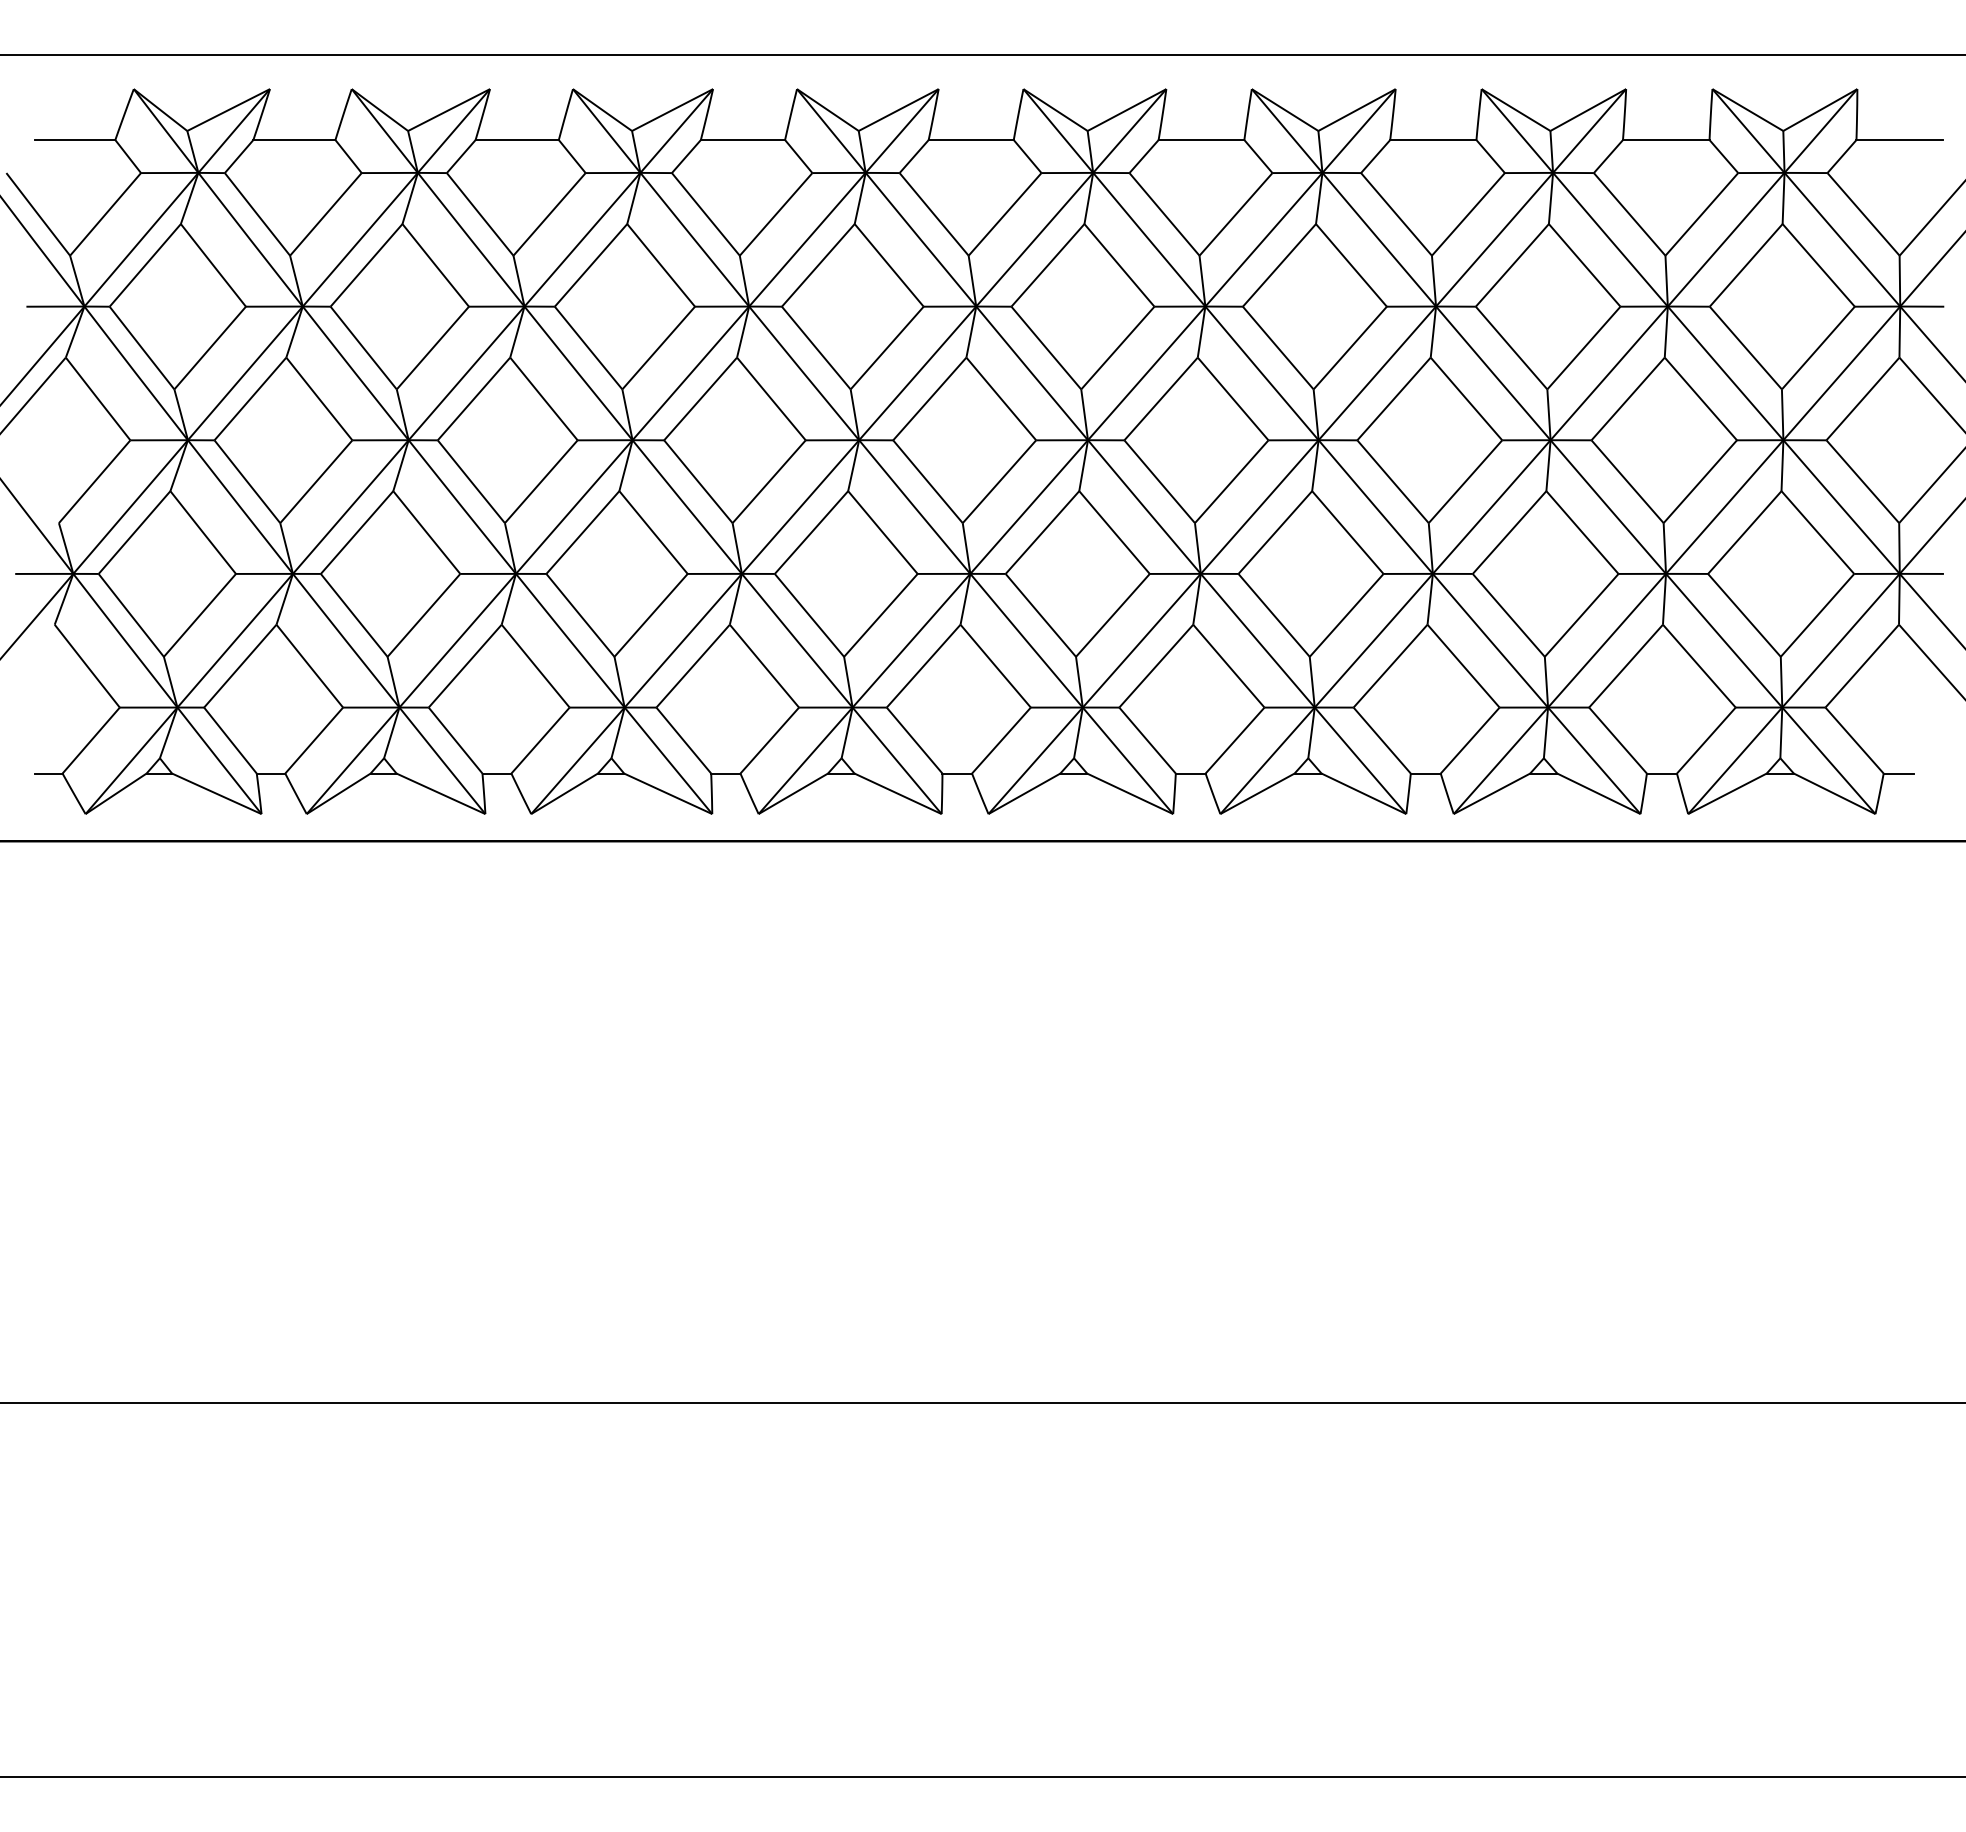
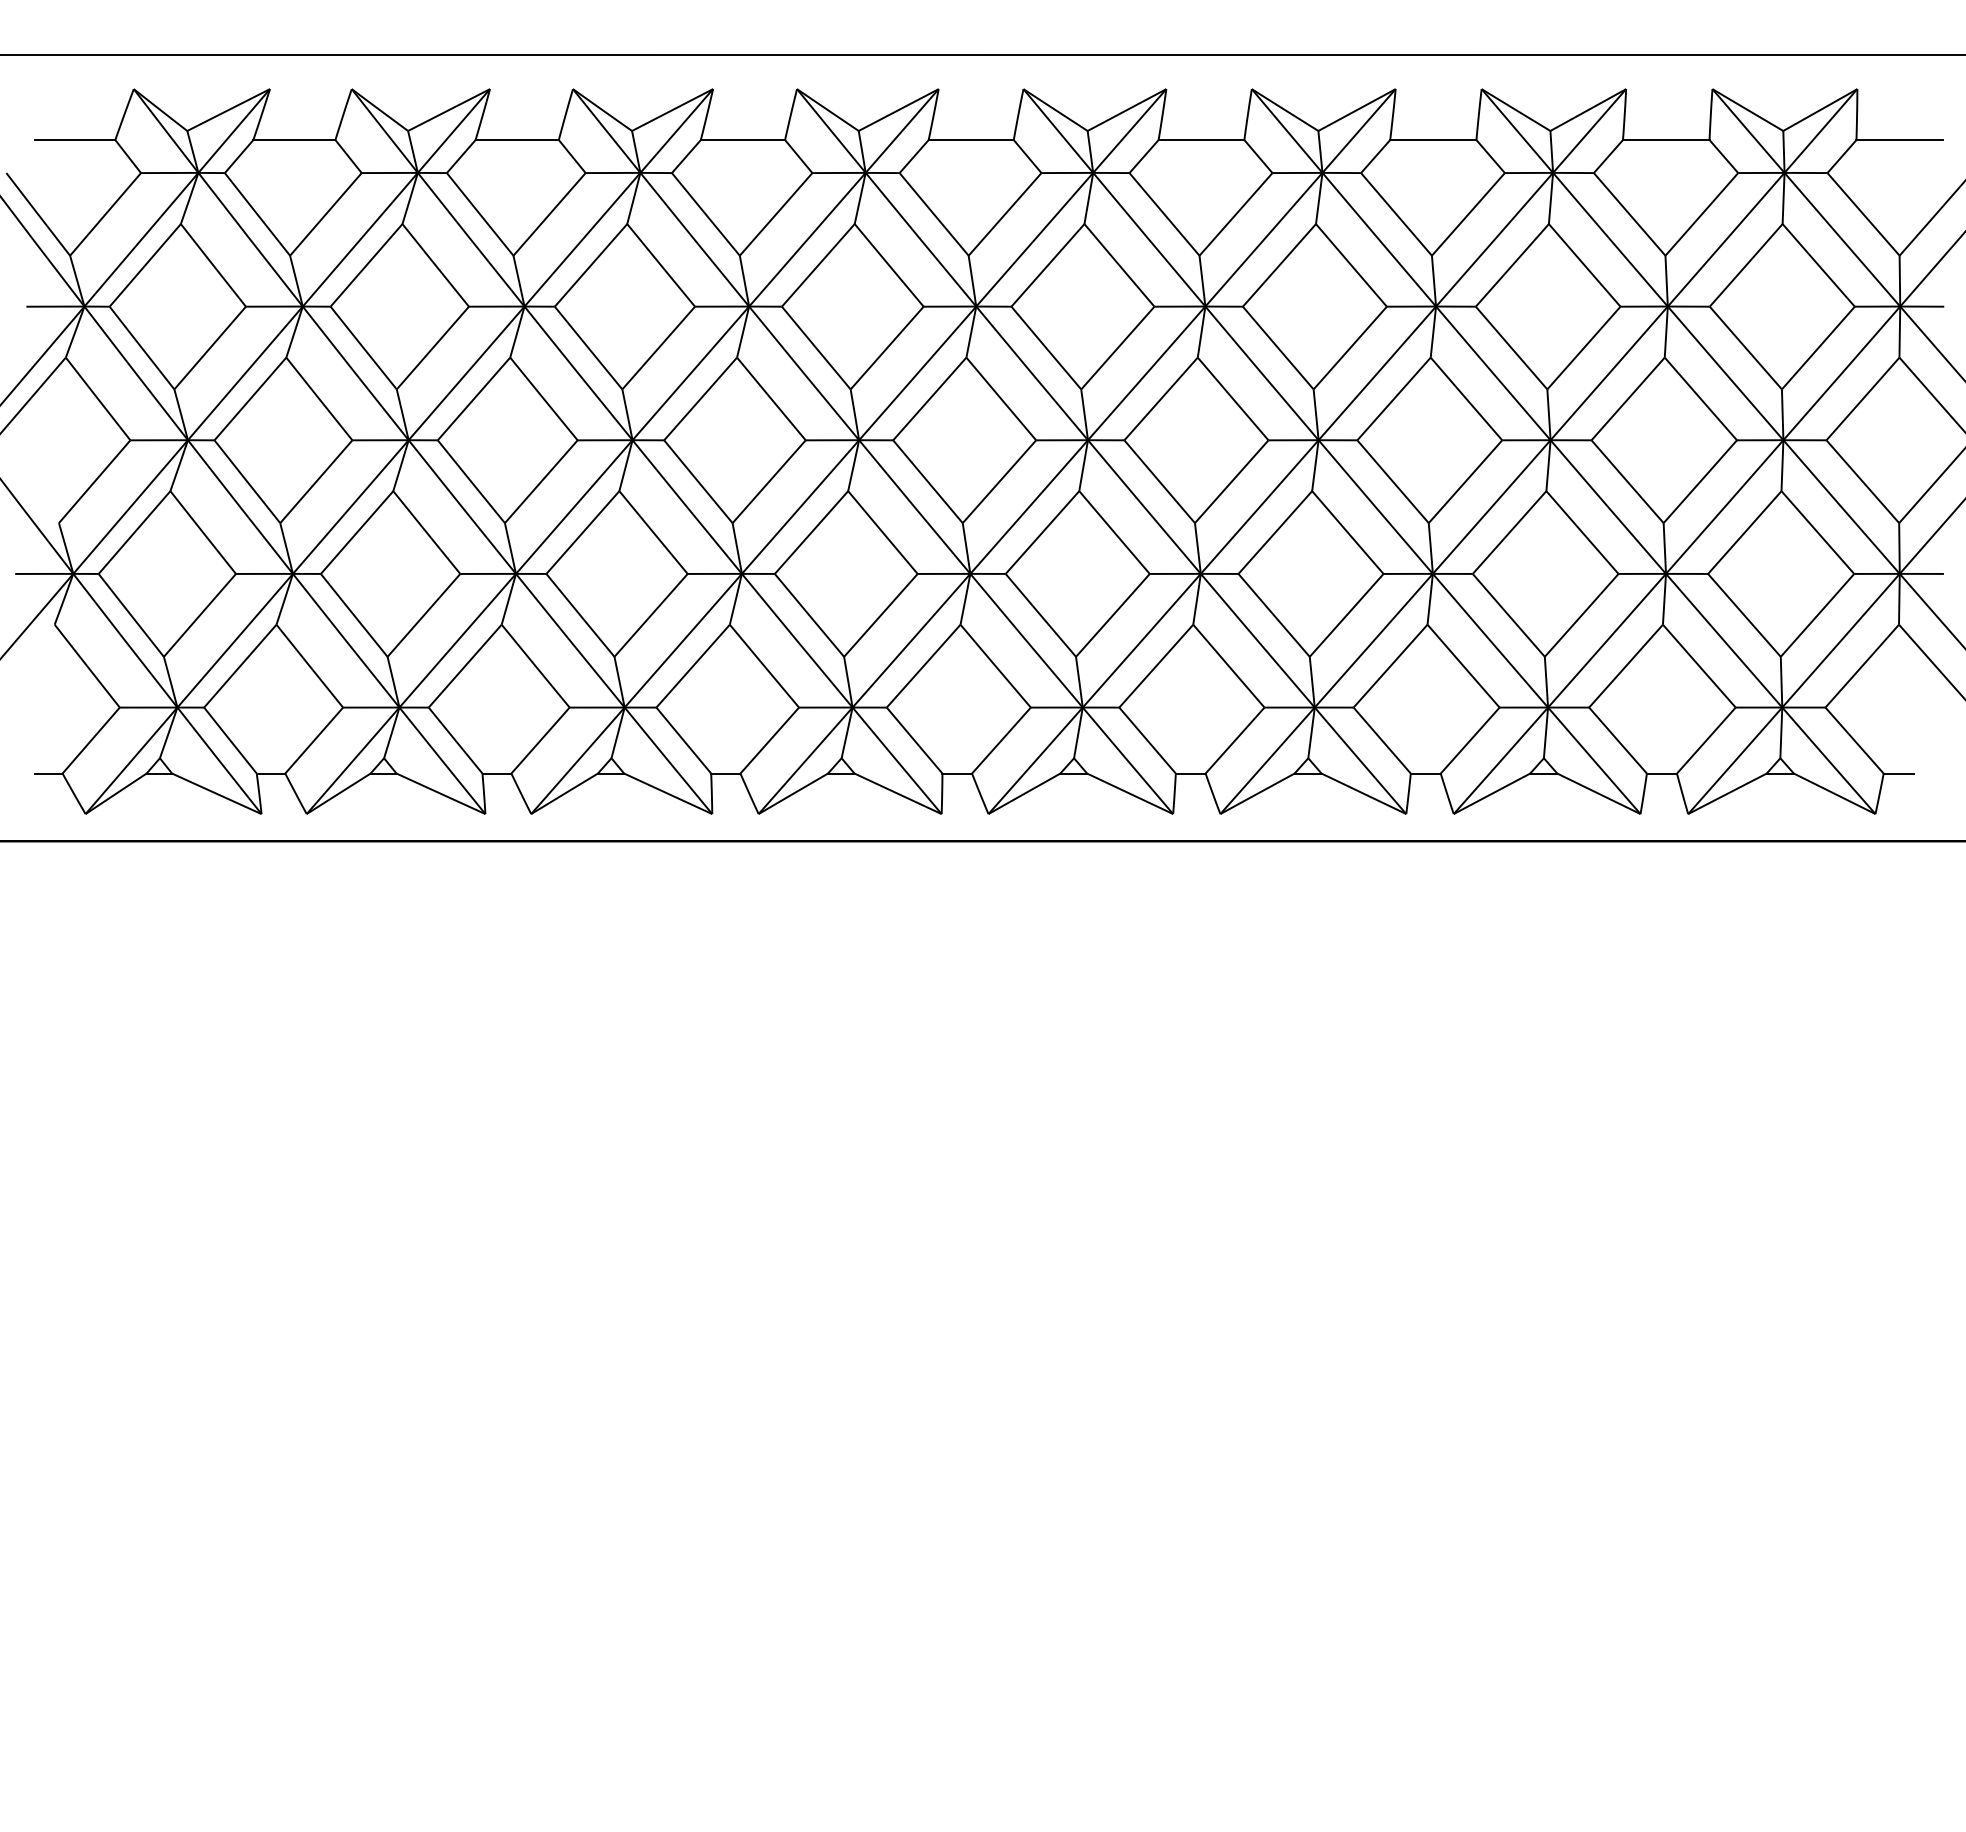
line: present -> none (982, 1402)
line: present -> none (982, 1777)
